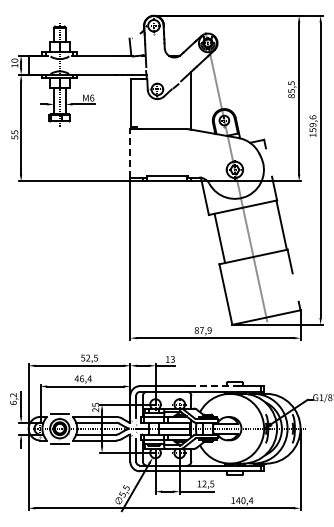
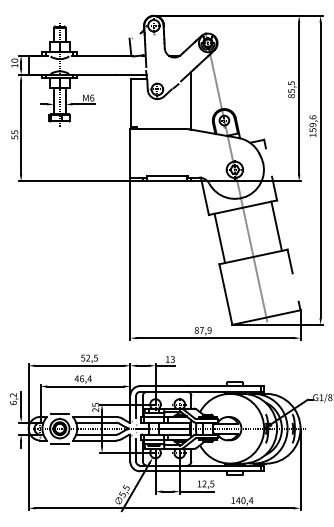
line: dashed -> solid (130, 152)
line position: (281, 224) -> (276, 225) (276, 225)
line: dashed -> solid (214, 386)
